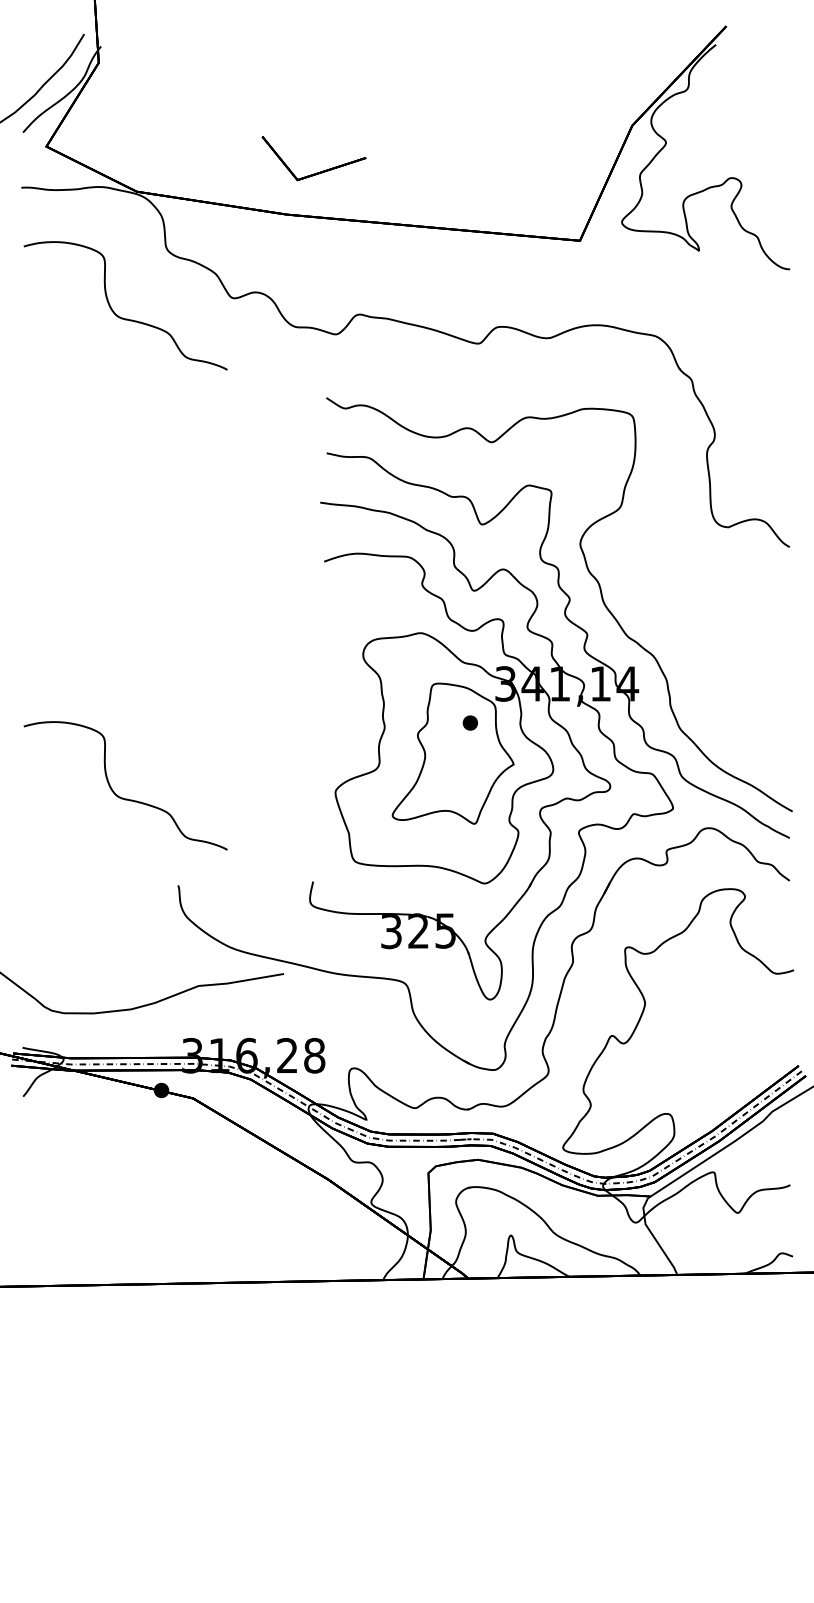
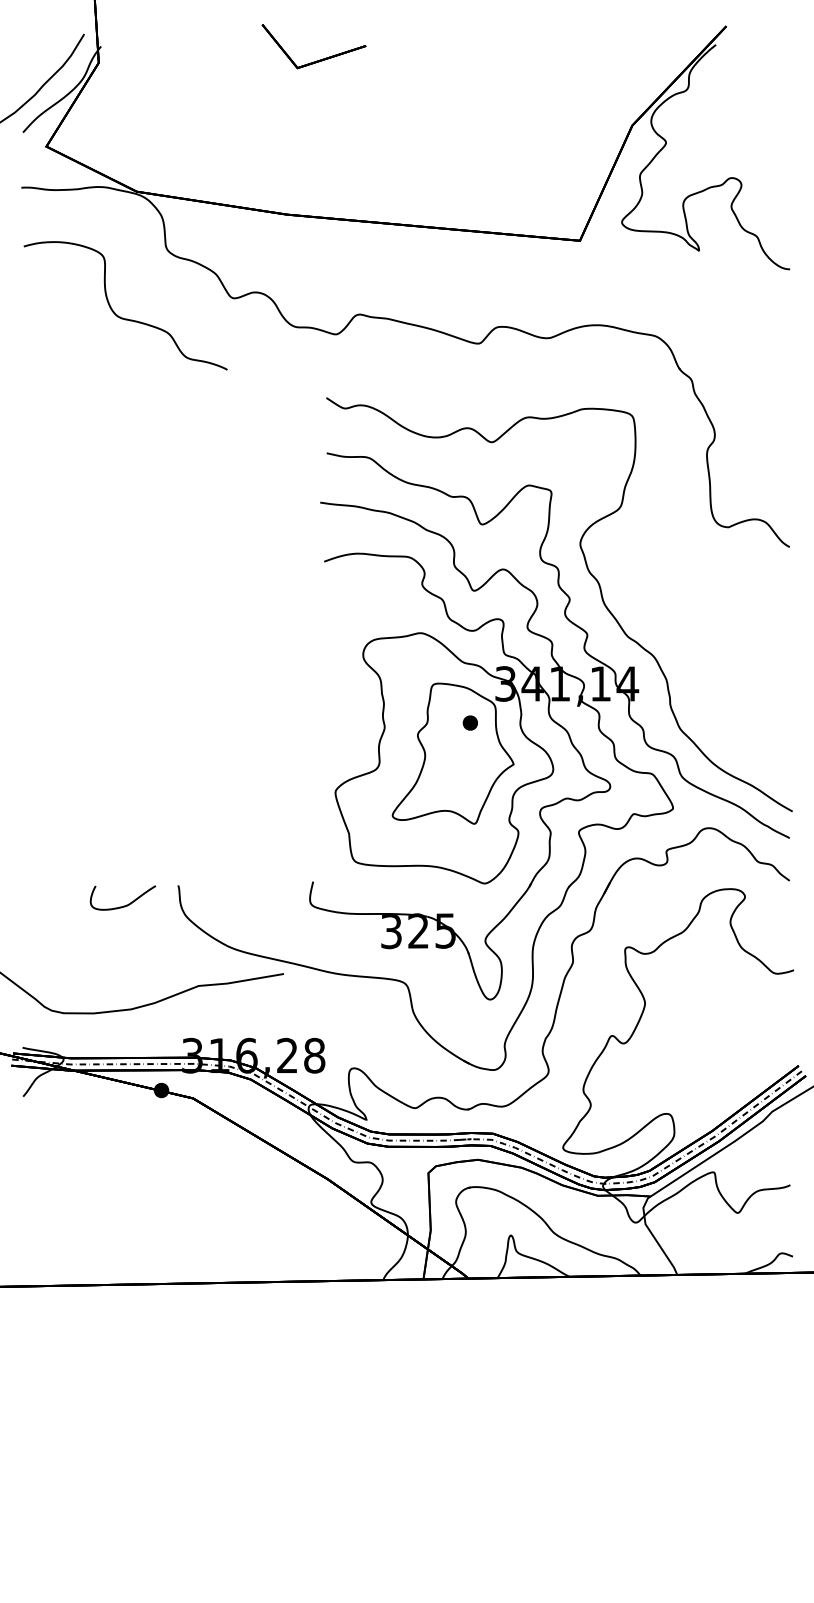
part position: (319, 171) -> (319, 59) (319, 59)
curve: present -> none (117, 794)
curve: none -> present (126, 904)
